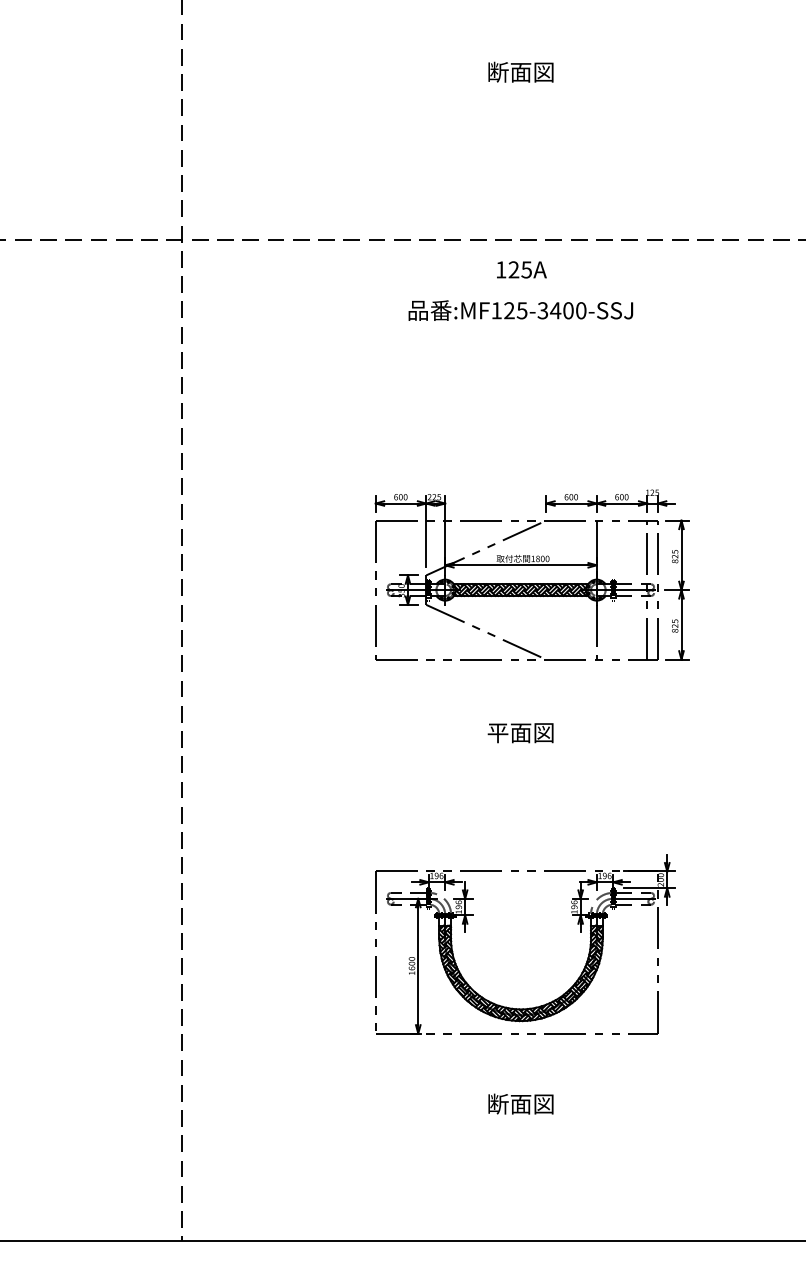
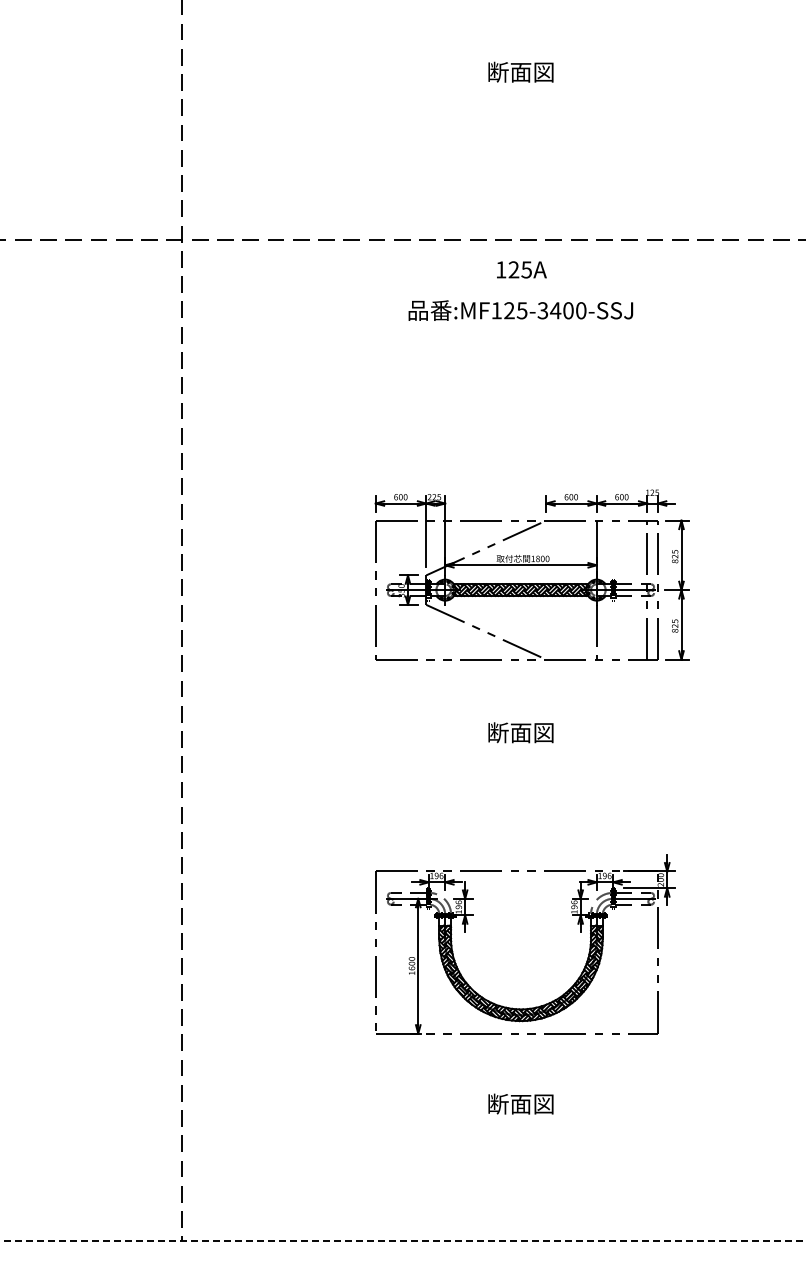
text: 平面図 -> 断面図 (497, 732)
line: solid -> dashed (403, 1240)
